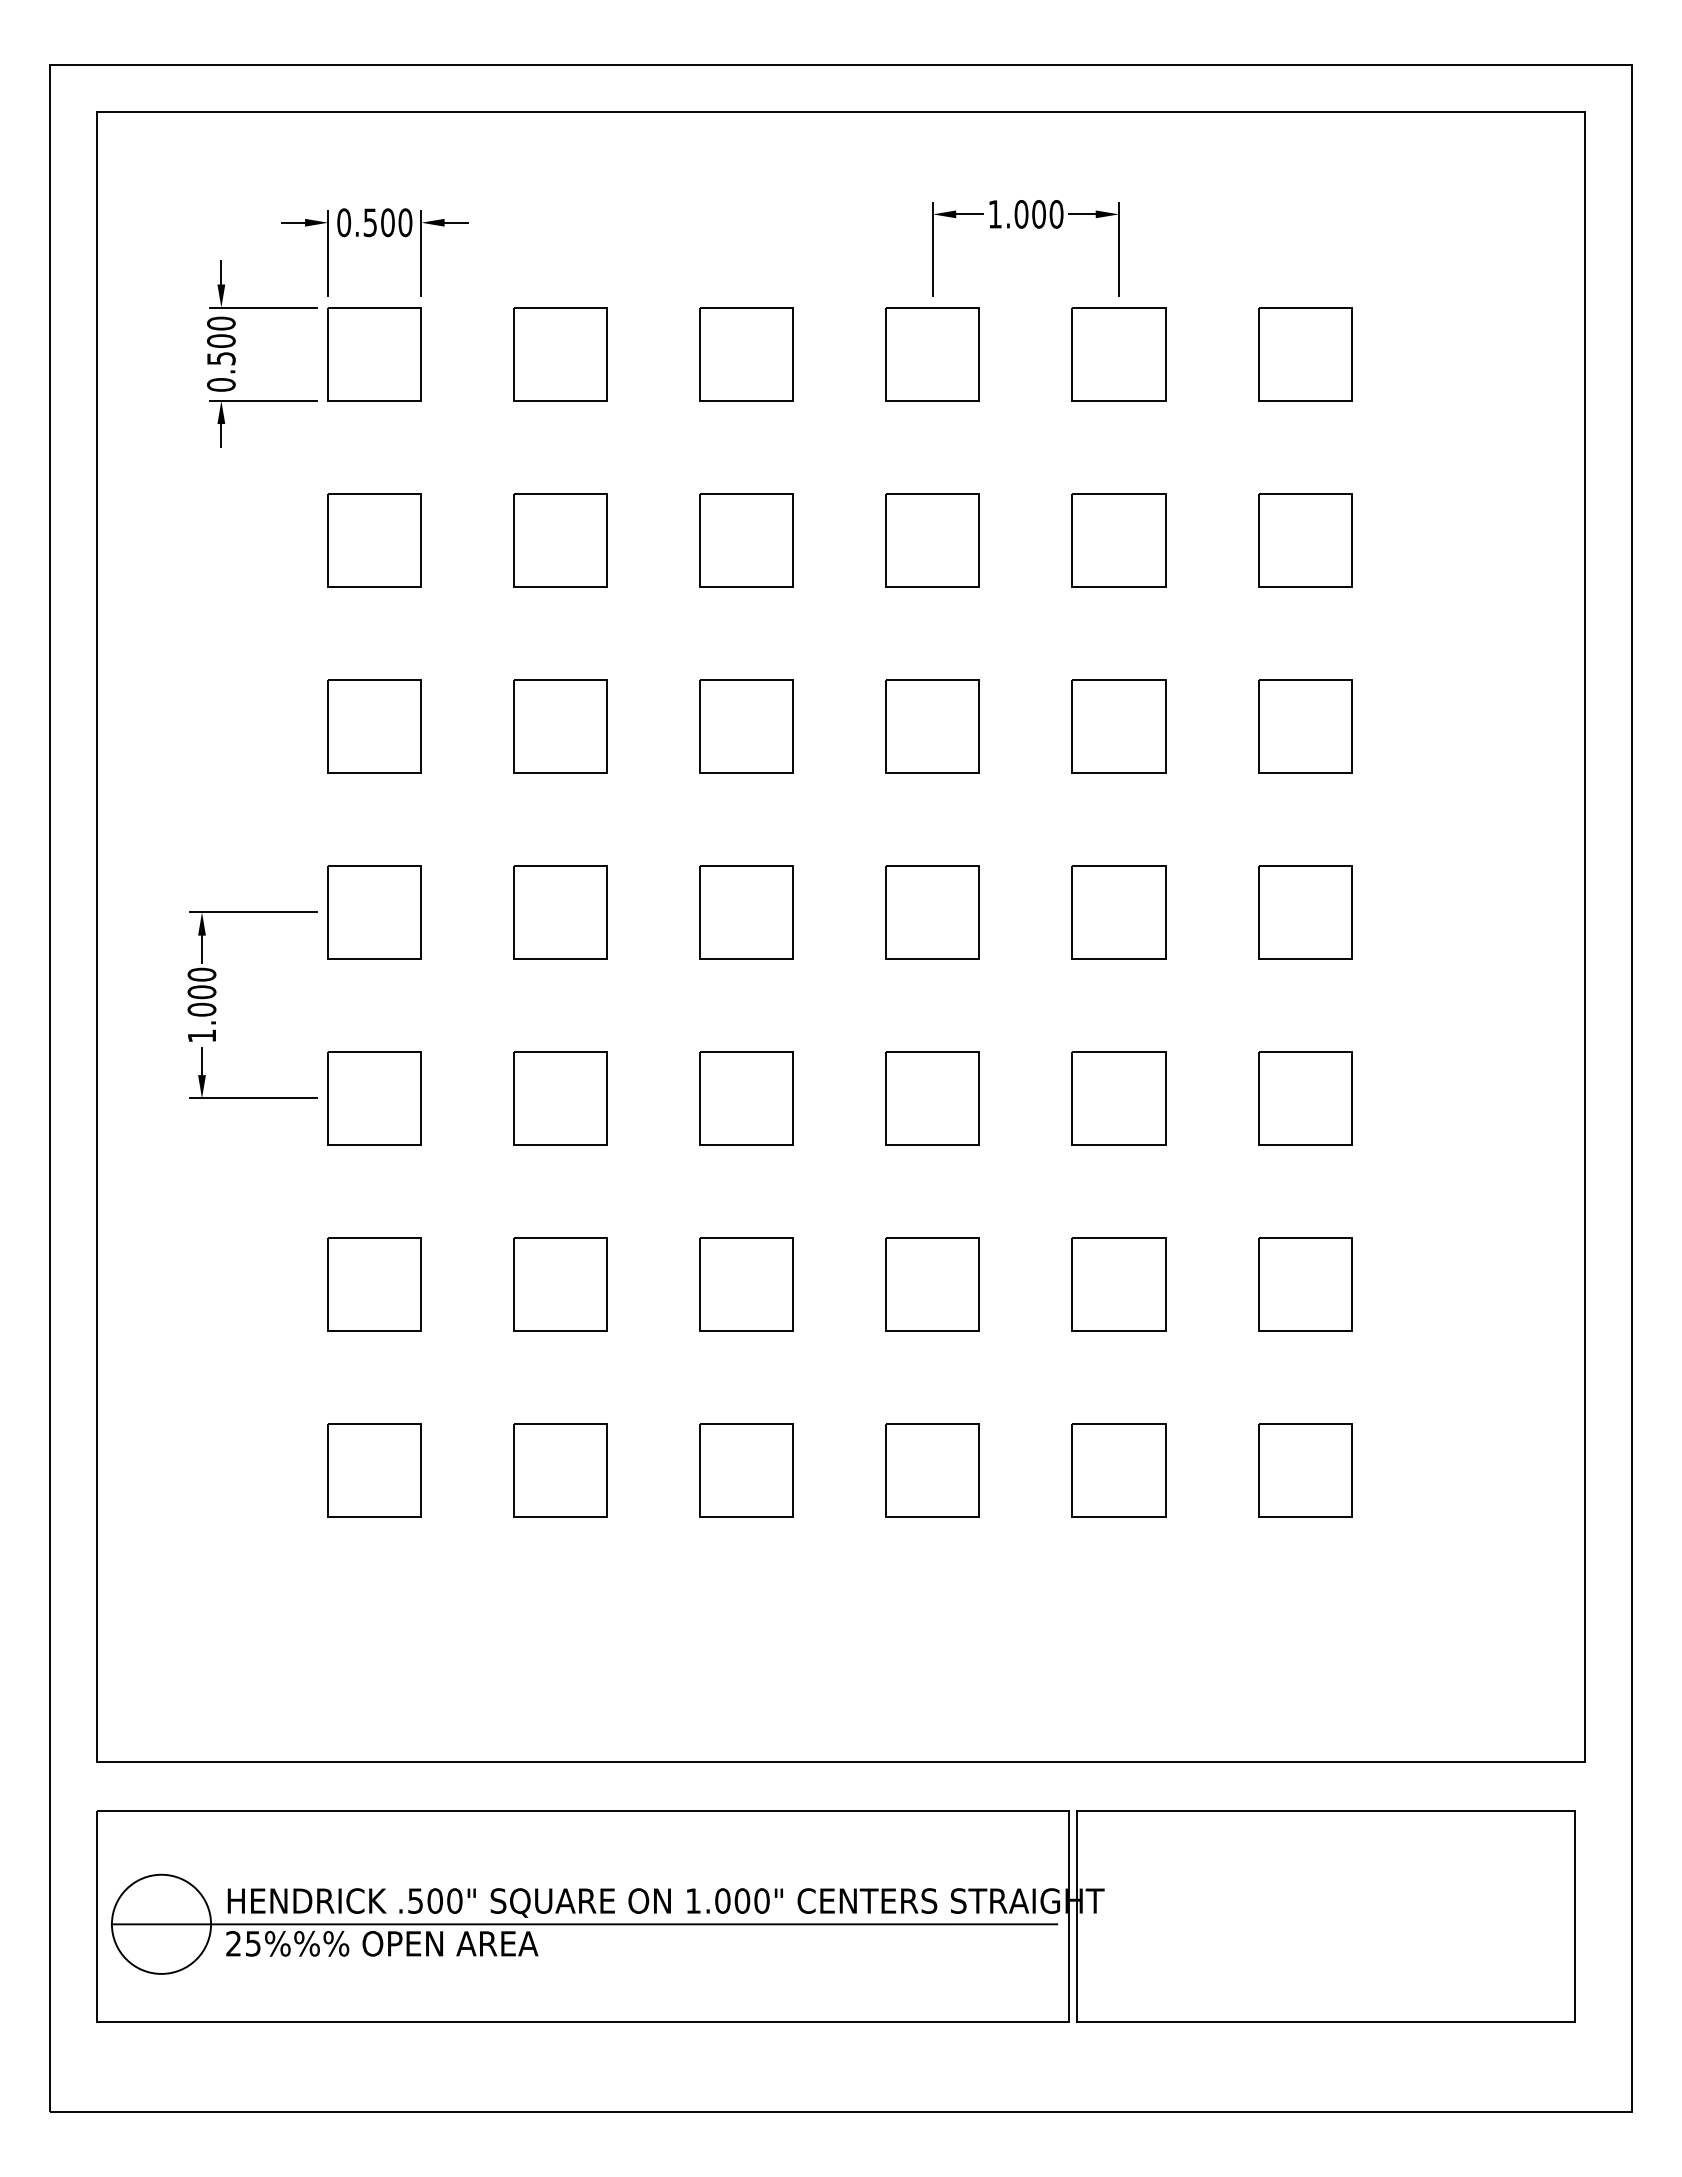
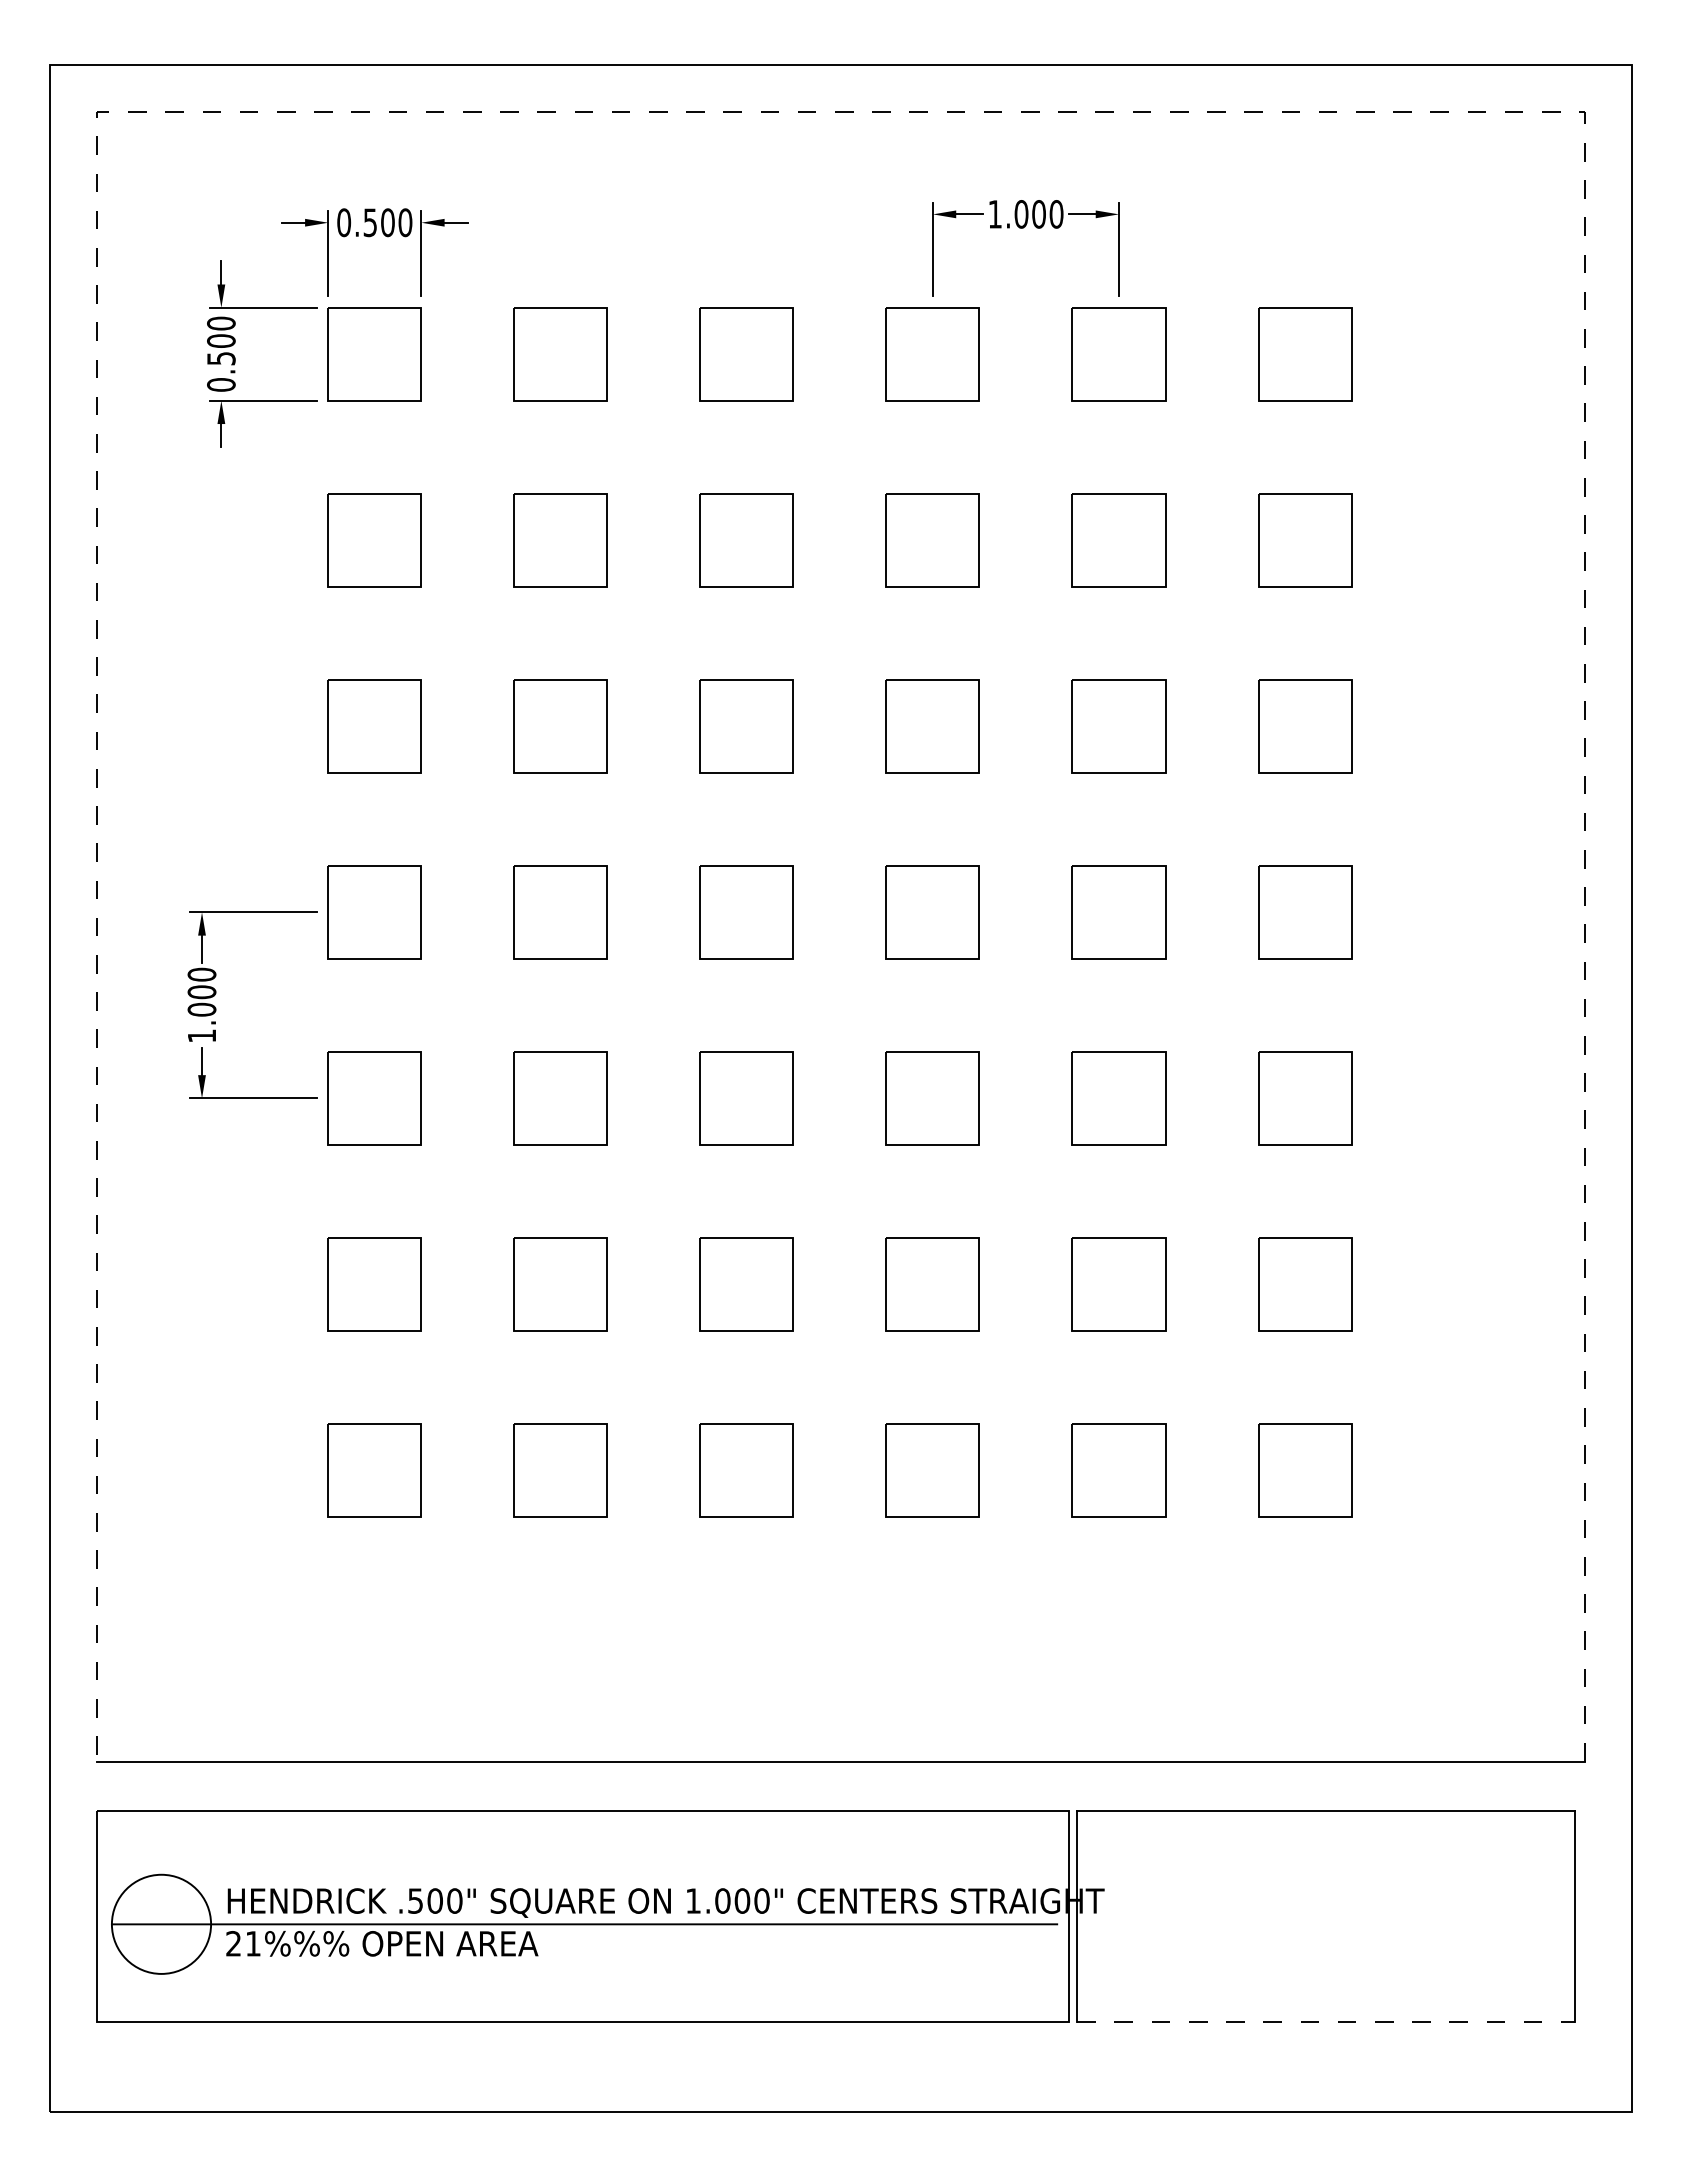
line: solid -> dashed (840, 111)
text: 25%%% -> 21%%% (253, 1943)
line: solid -> dashed (1326, 2022)
